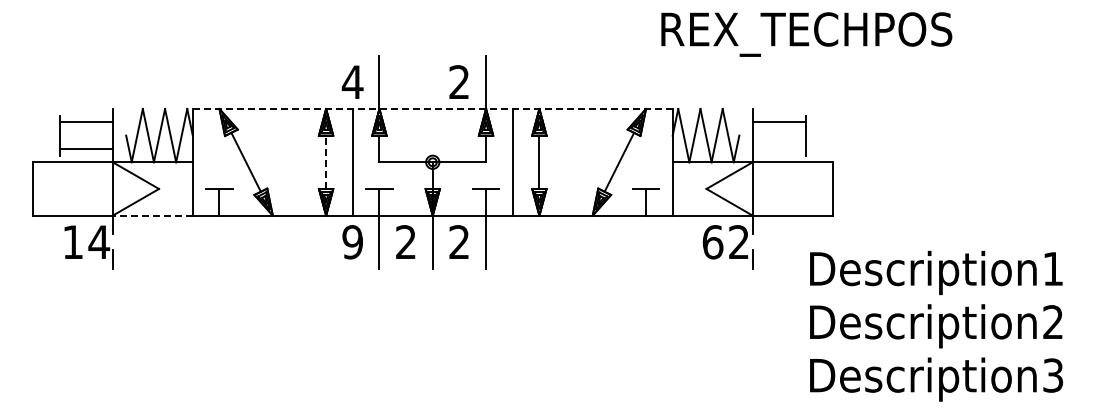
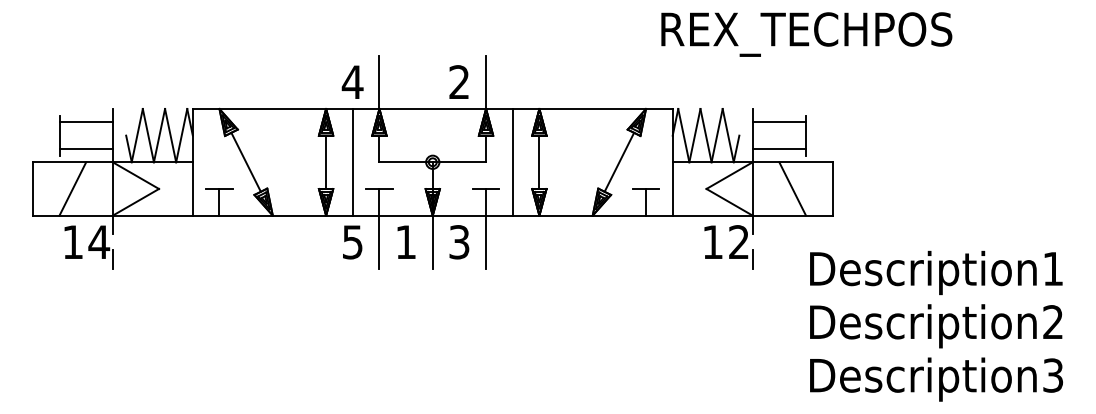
line: dashed -> solid (432, 108)
line: none -> present (779, 148)
line: dashed -> solid (326, 162)
line: none -> present (72, 188)
line: none -> present (792, 188)
line: dashed -> solid (152, 215)
text: 2 -> 1 (405, 241)
text: 9 -> 5 (352, 242)
text: 2 -> 3 (459, 242)
text: 62 -> 12 (712, 242)
